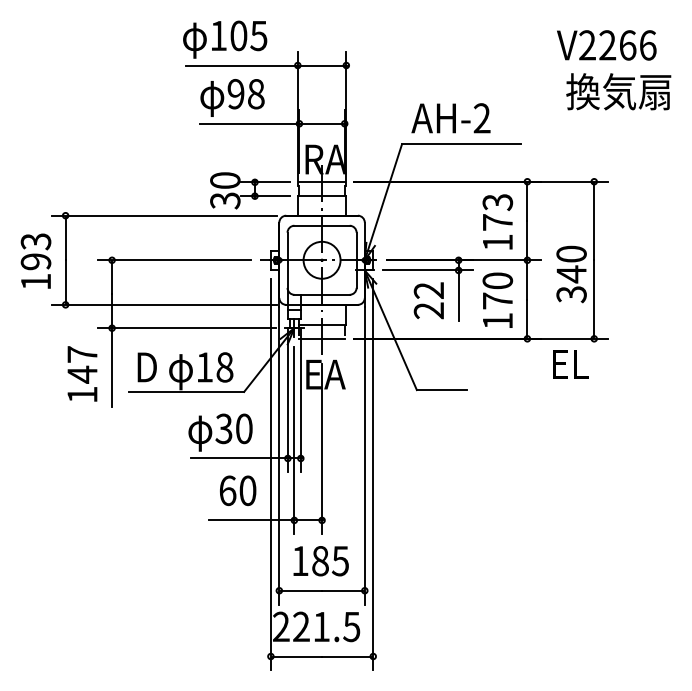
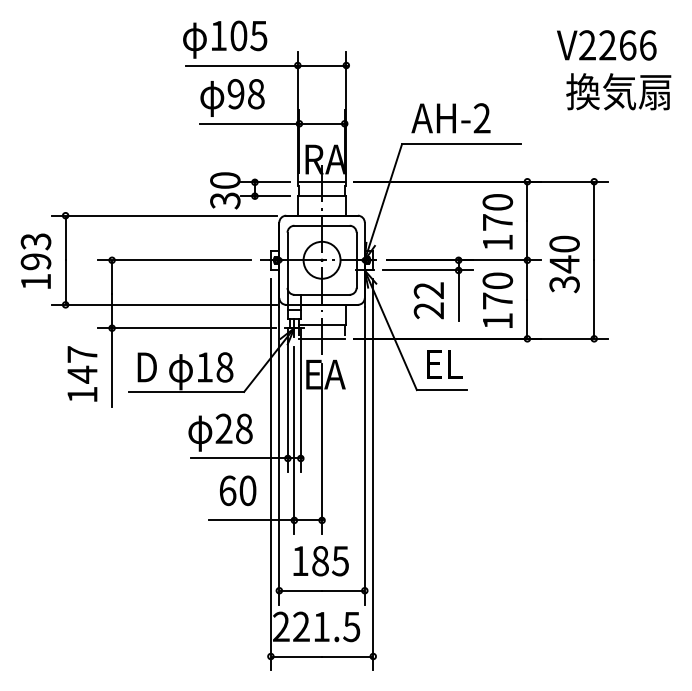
text: 173 -> 170 (497, 202)
text position: (571, 274) -> (564, 264) (564, 264)
text position: (570, 364) -> (444, 364) (444, 364)
text: 30 -> 28 (233, 429)
